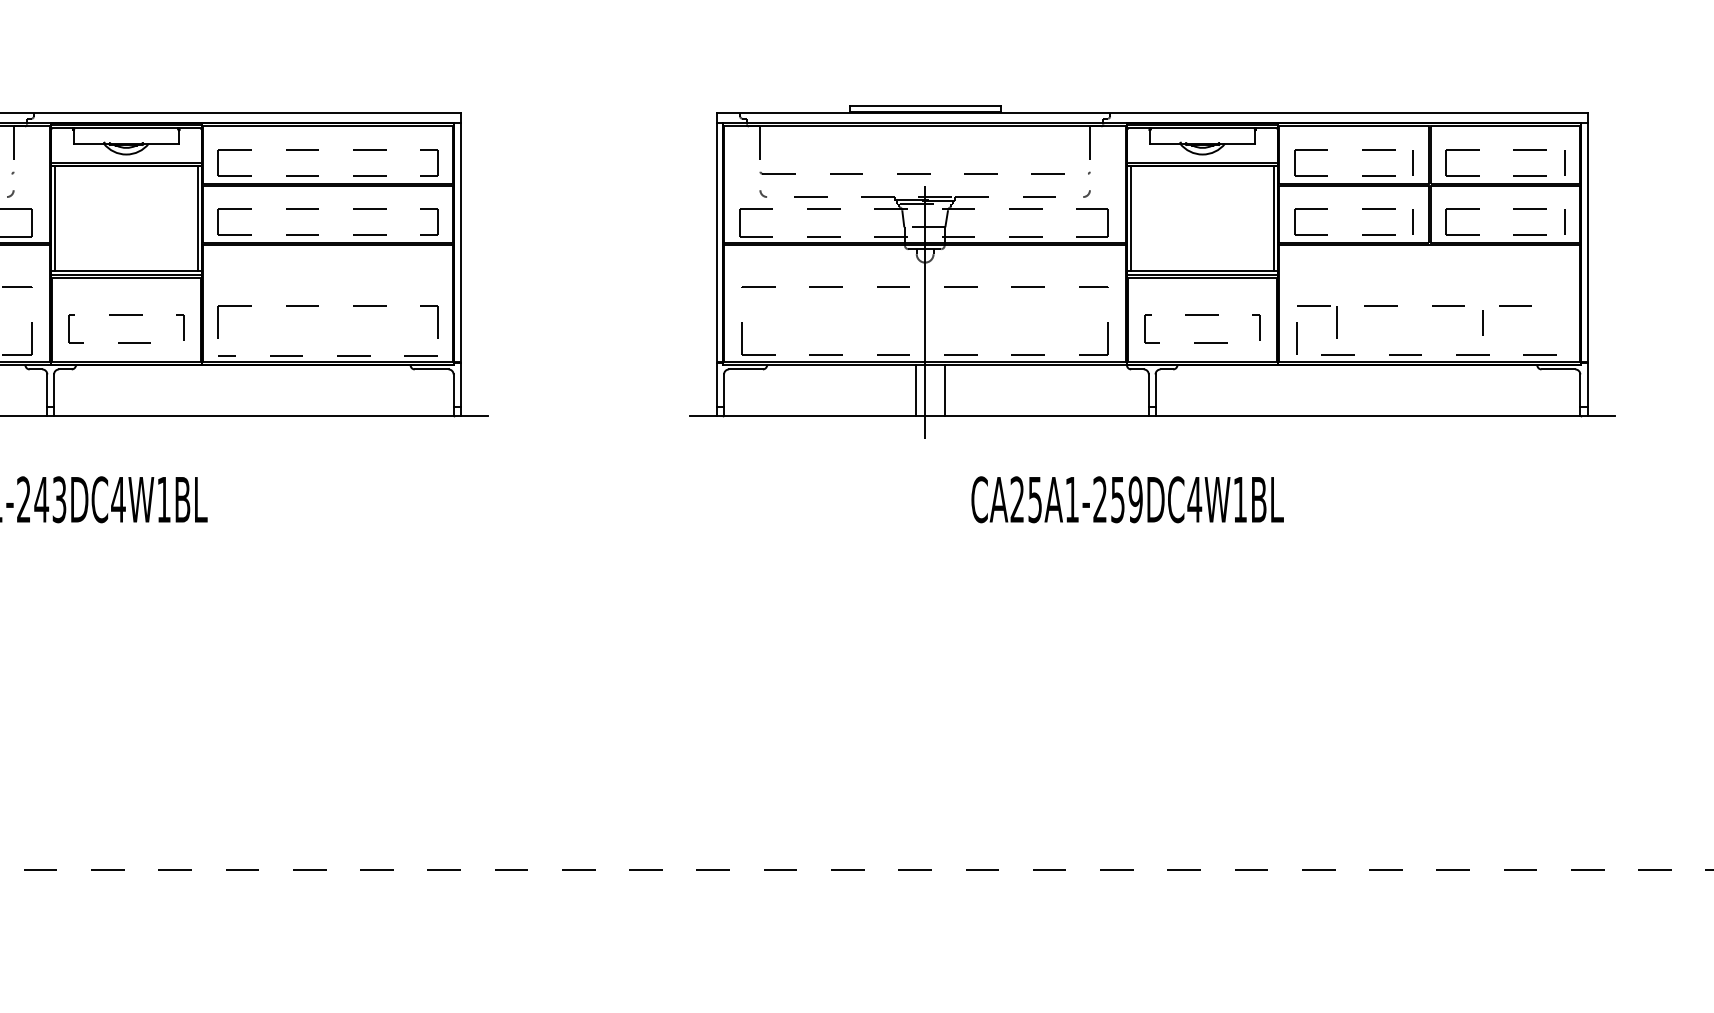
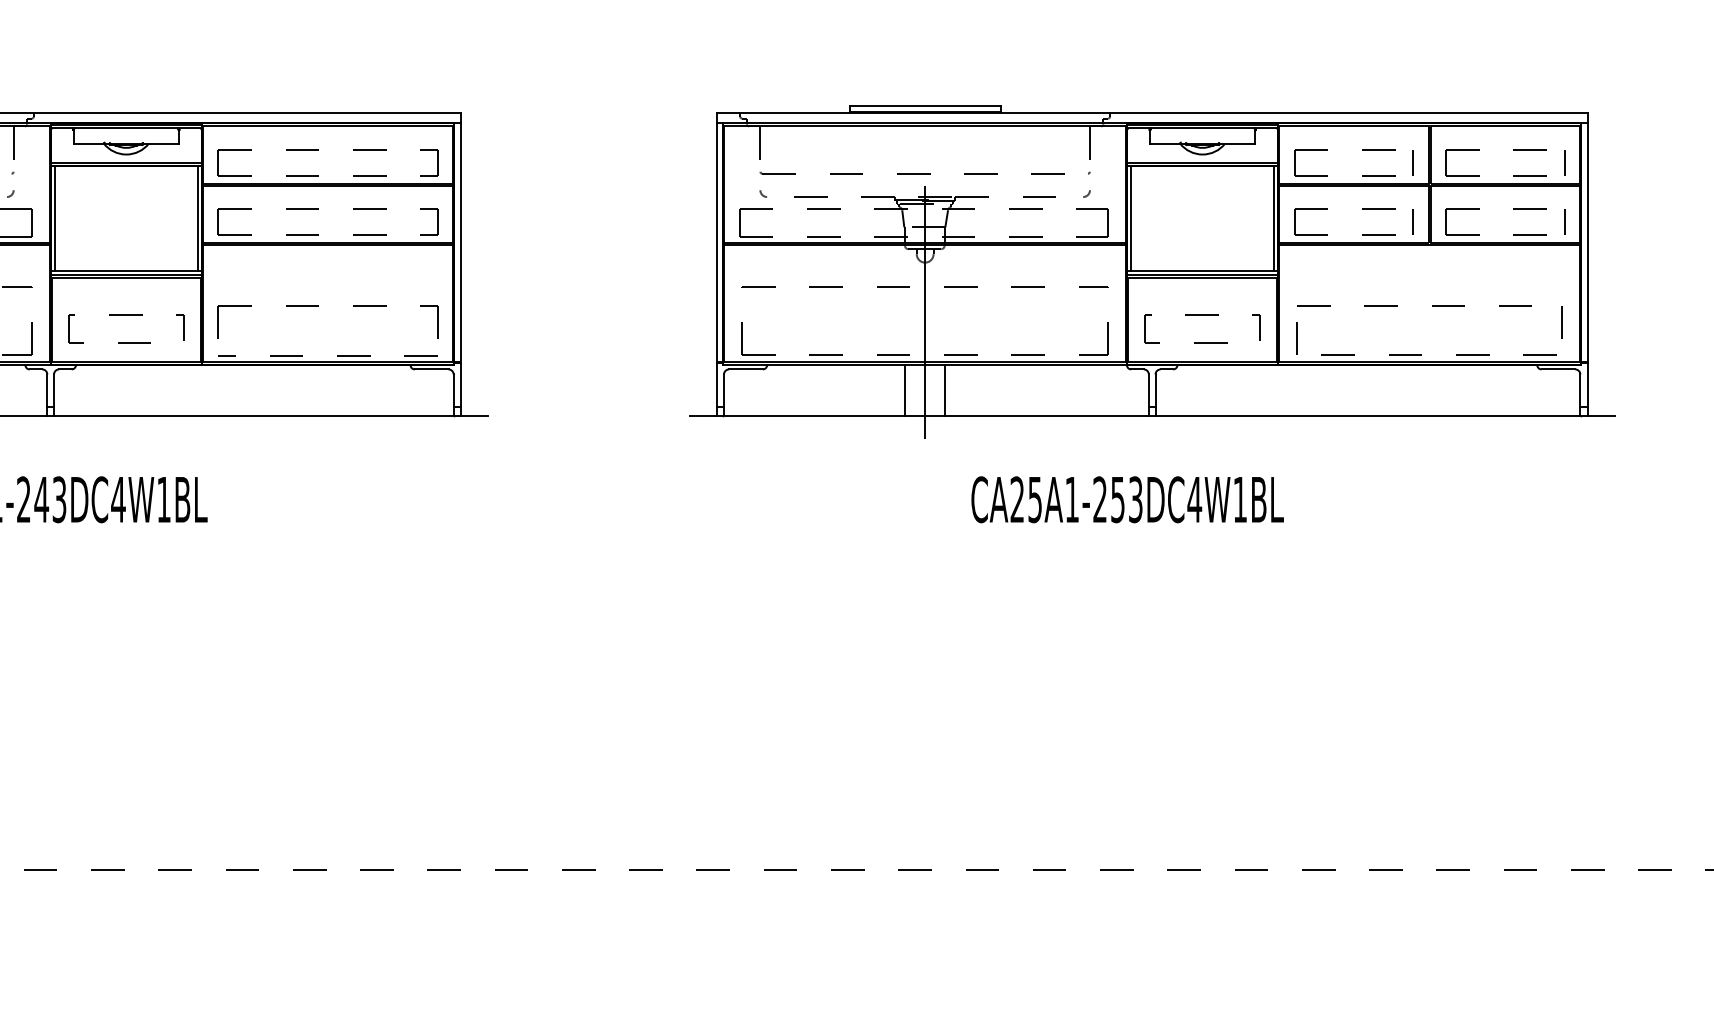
line position: (1336, 322) -> (1561, 322) (1561, 322)
line: present -> none (1482, 322)
line position: (915, 390) -> (904, 390) (904, 390)
text: CA25A1-259DC4W1BL -> CA25A1-253DC4W1BL (1135, 499)
